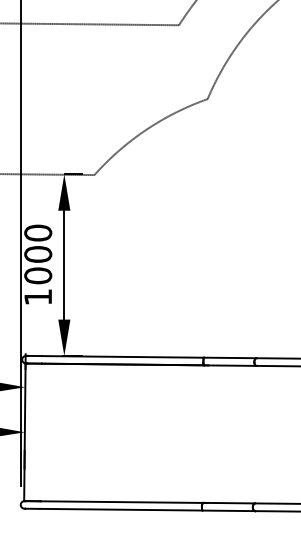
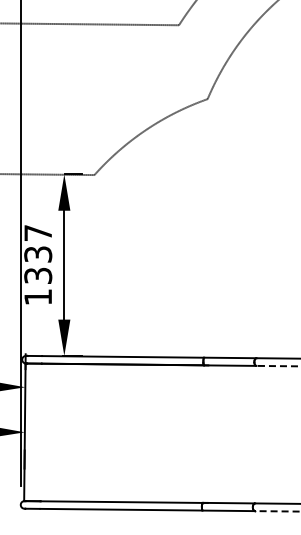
text: 1000 -> 1337 (38, 254)
line: solid -> dashed (278, 366)
line: solid -> dashed (277, 511)
